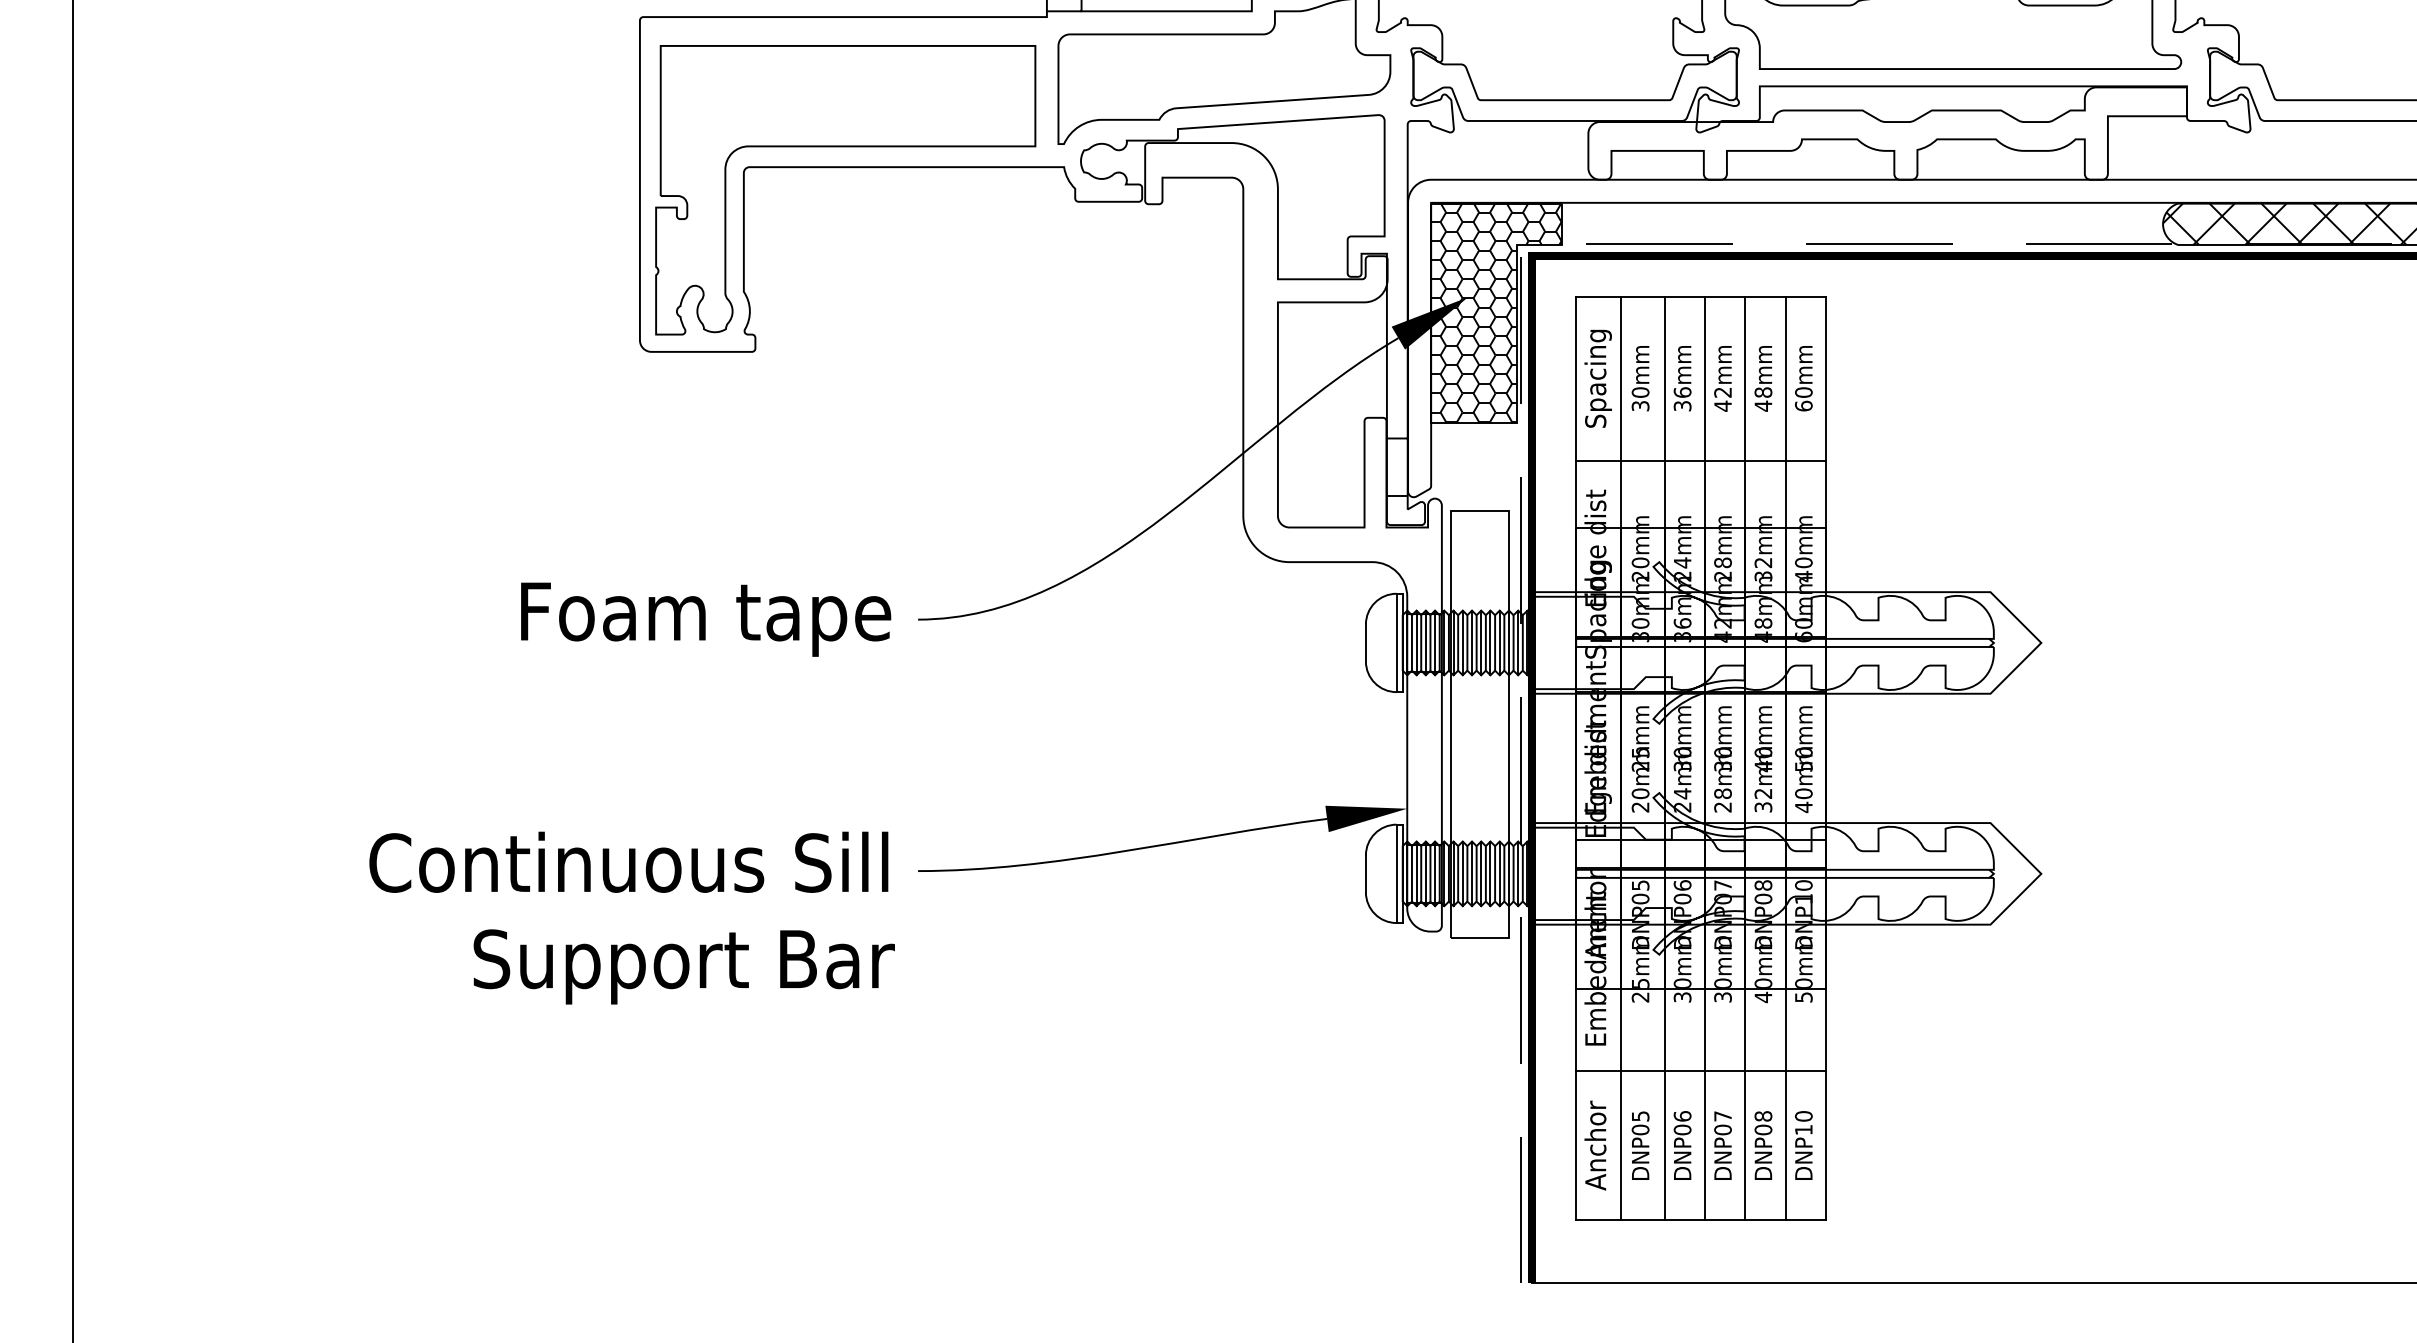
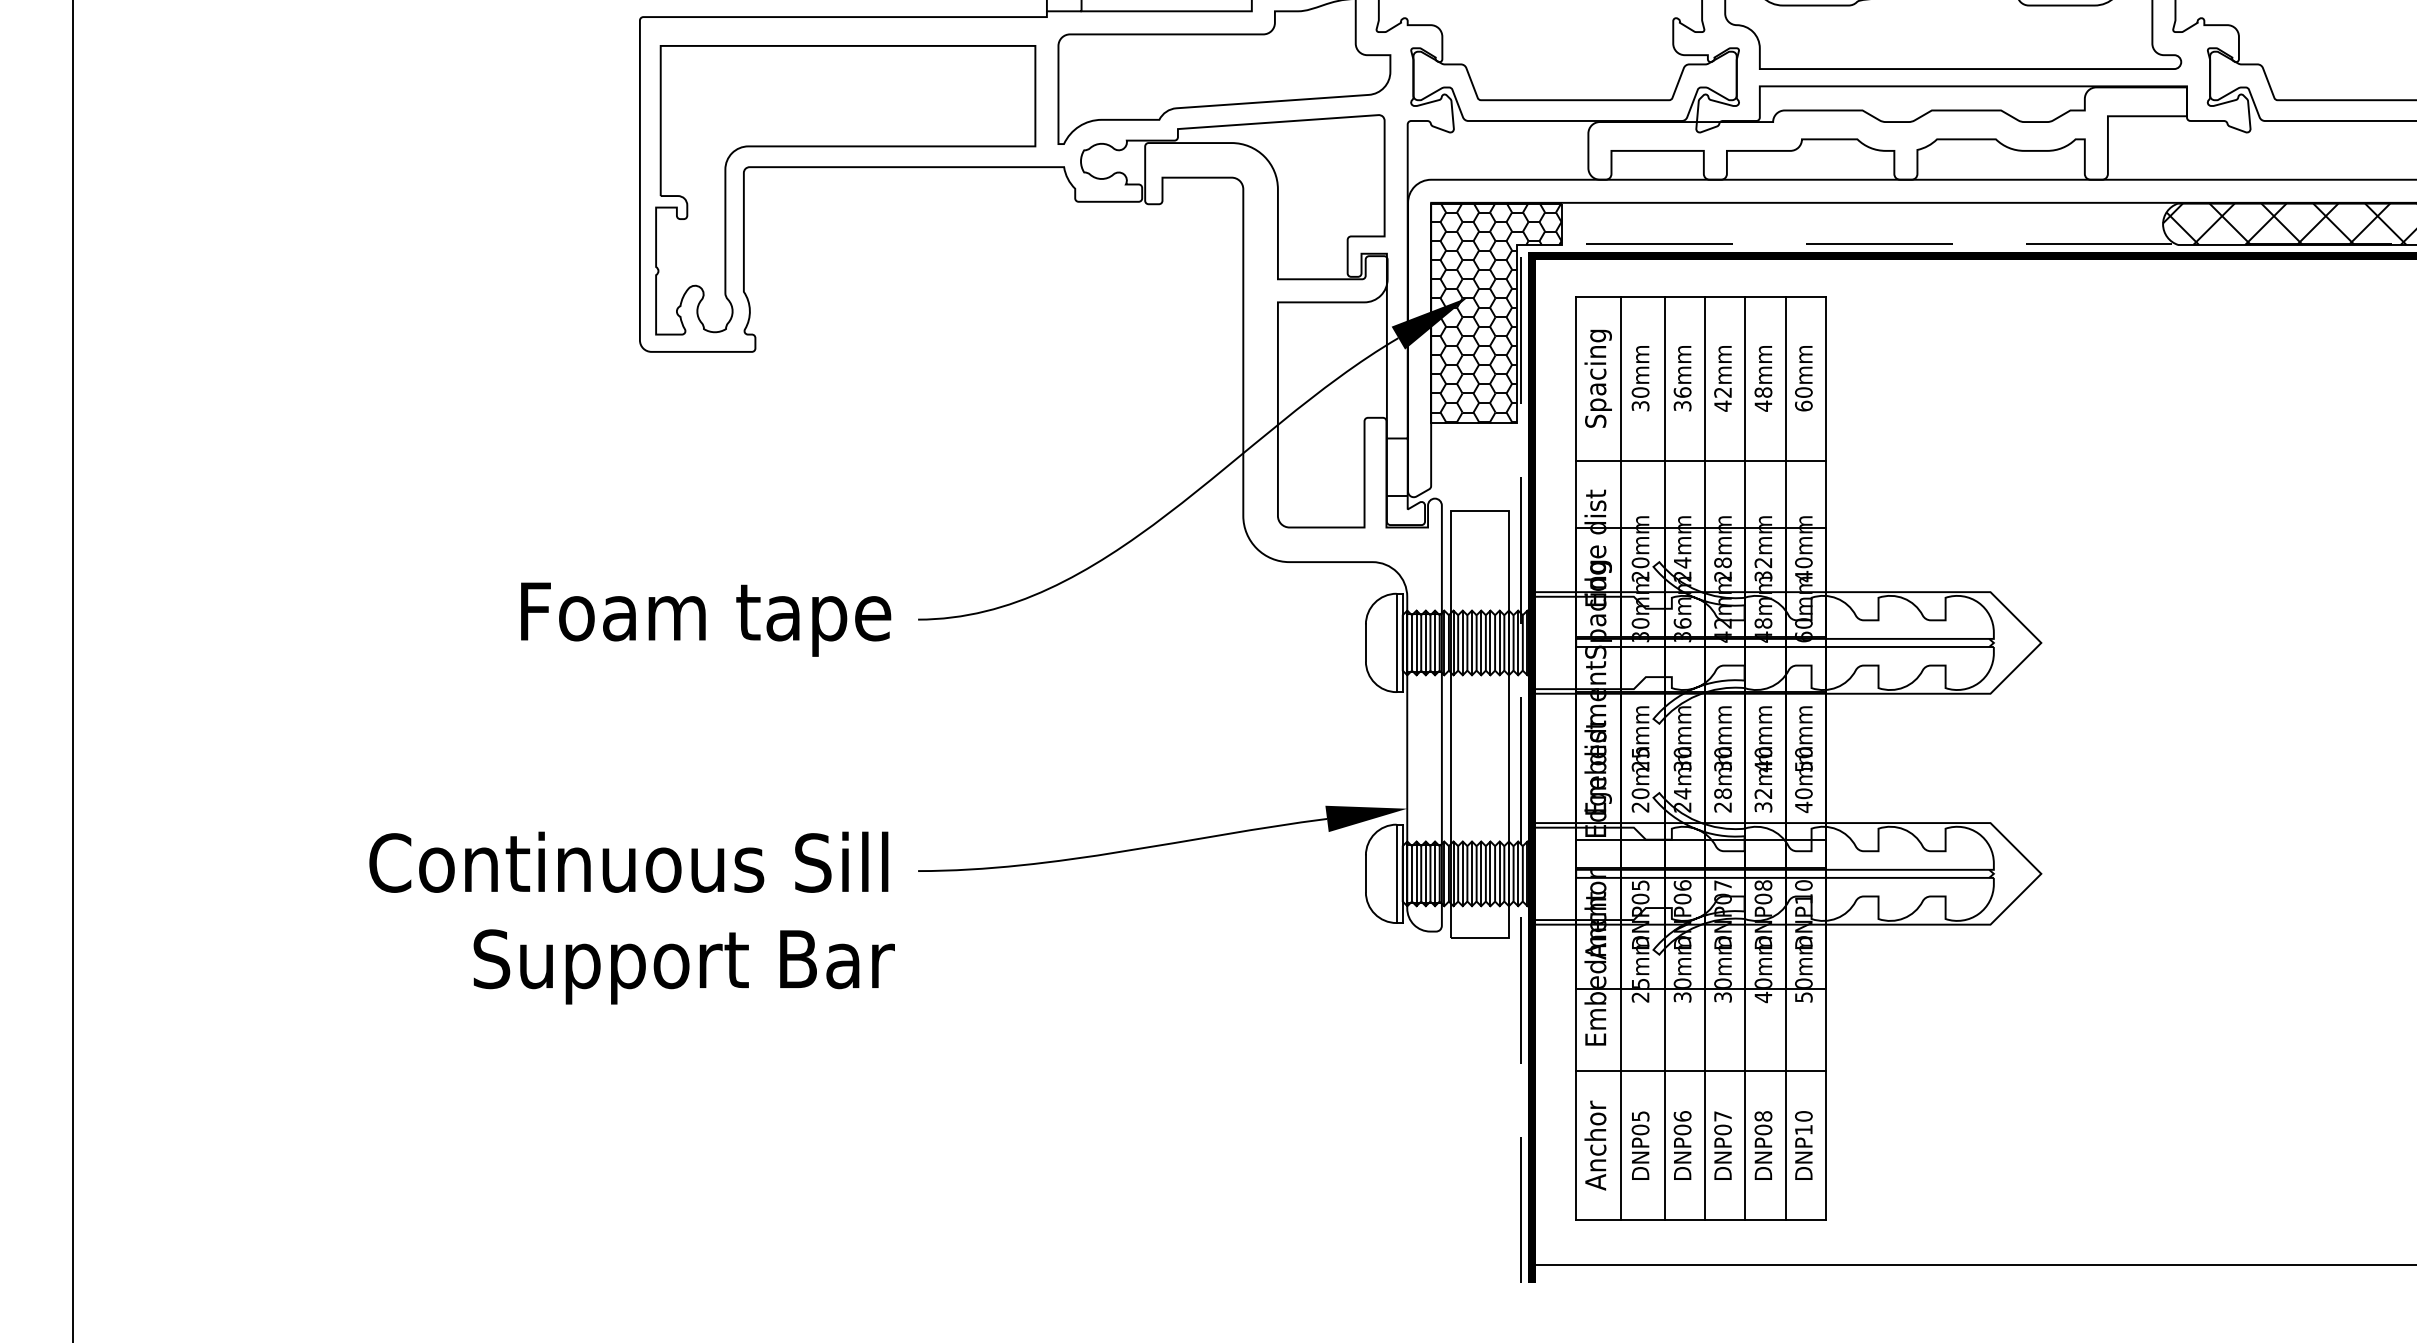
line position: (1972, 1283) -> (1972, 1265) (1972, 1265)
